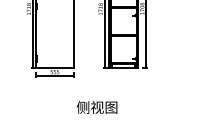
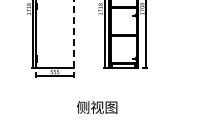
line: solid -> dashed (74, 34)
